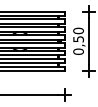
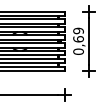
text: 0,50 -> 0,69 (78, 34)
